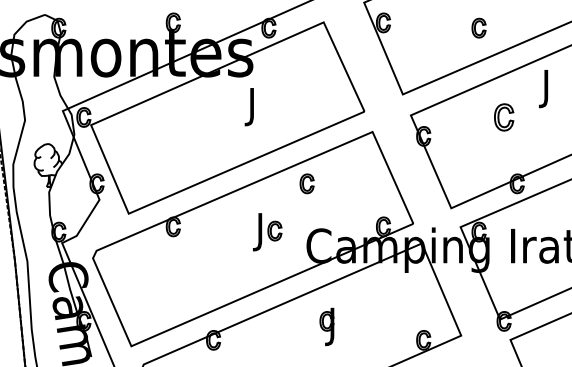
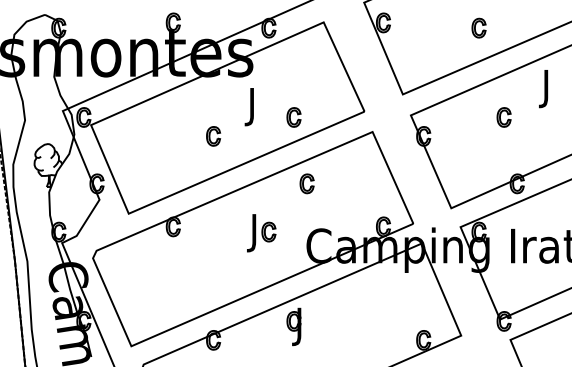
part: none -> present (293, 117)
part size: 21x29 px -> 16x21 px (503, 117)
part: none -> present (213, 136)
part position: (267, 232) -> (261, 233) (261, 233)
part position: (326, 326) -> (293, 326) (293, 326)
